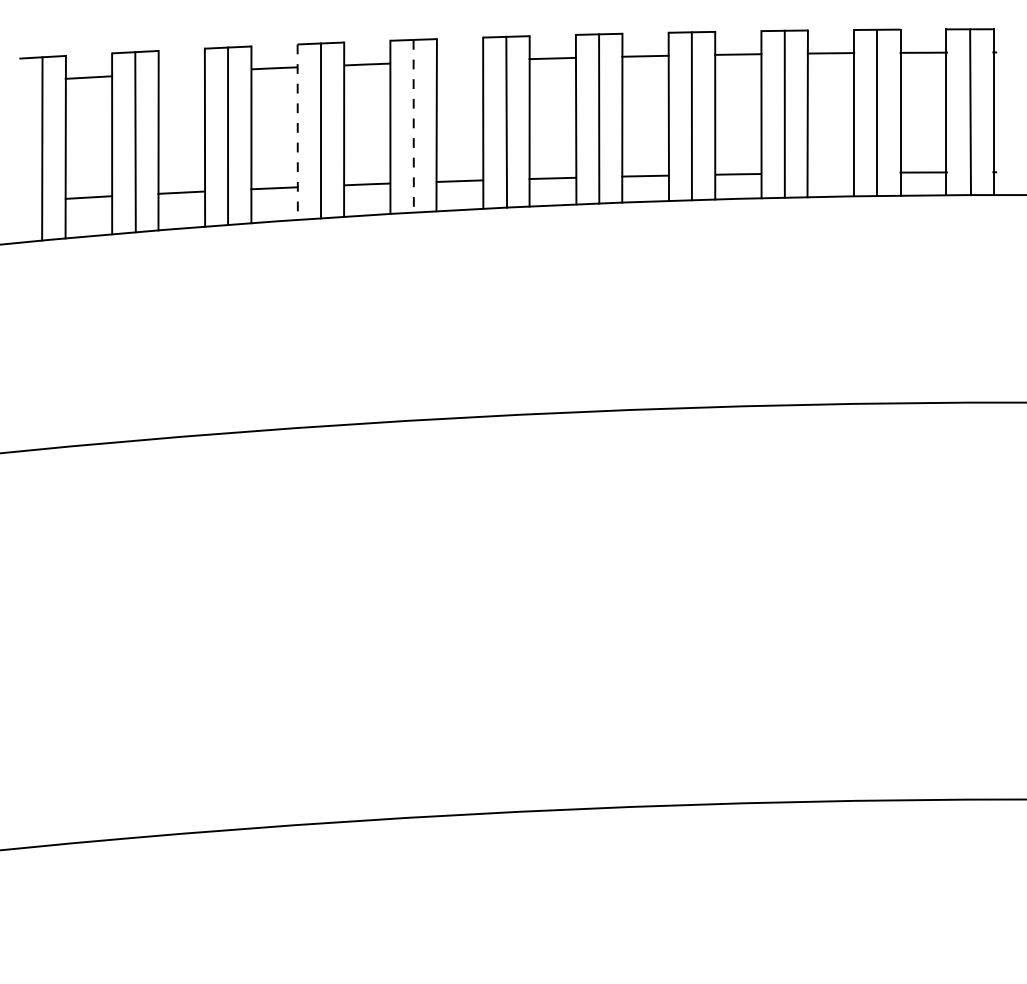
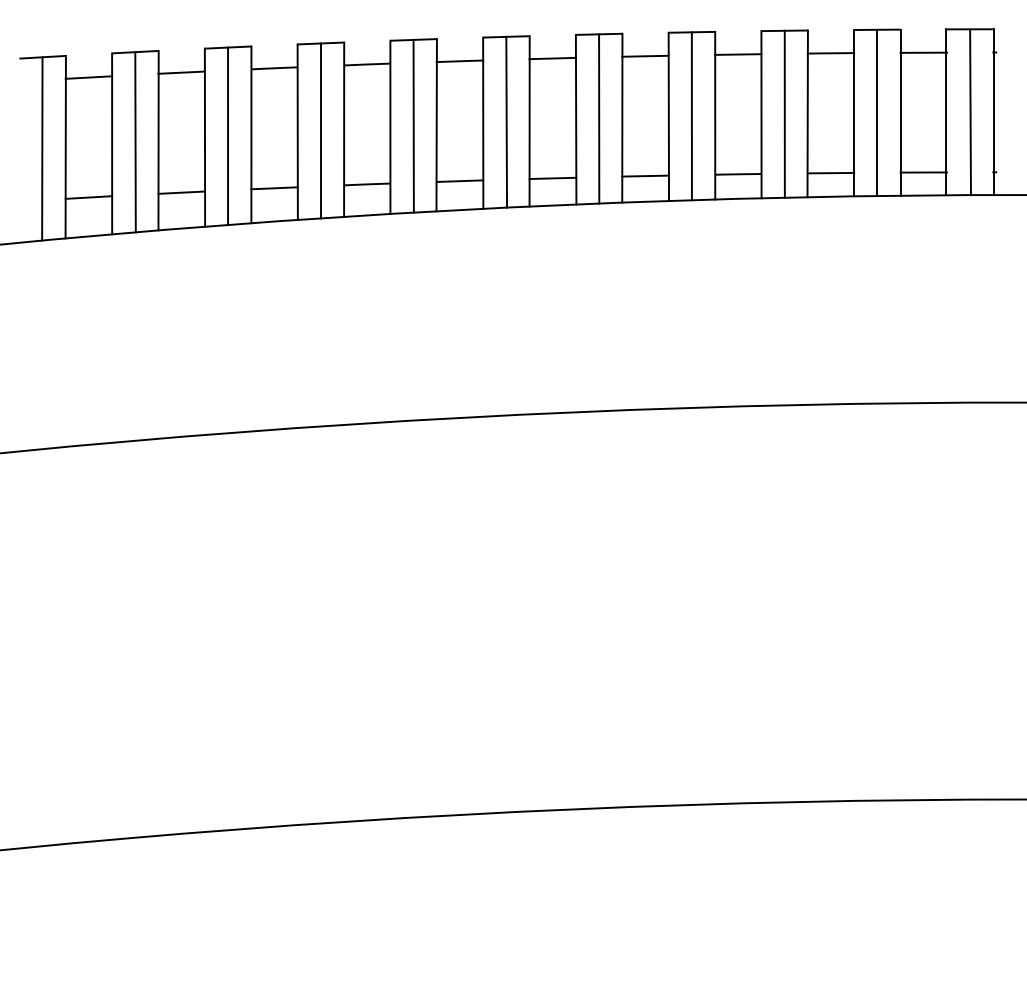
line: none -> present (459, 61)
line: none -> present (181, 72)
line: dashed -> solid (413, 126)
line: dashed -> solid (297, 132)
line: none -> present (830, 172)
